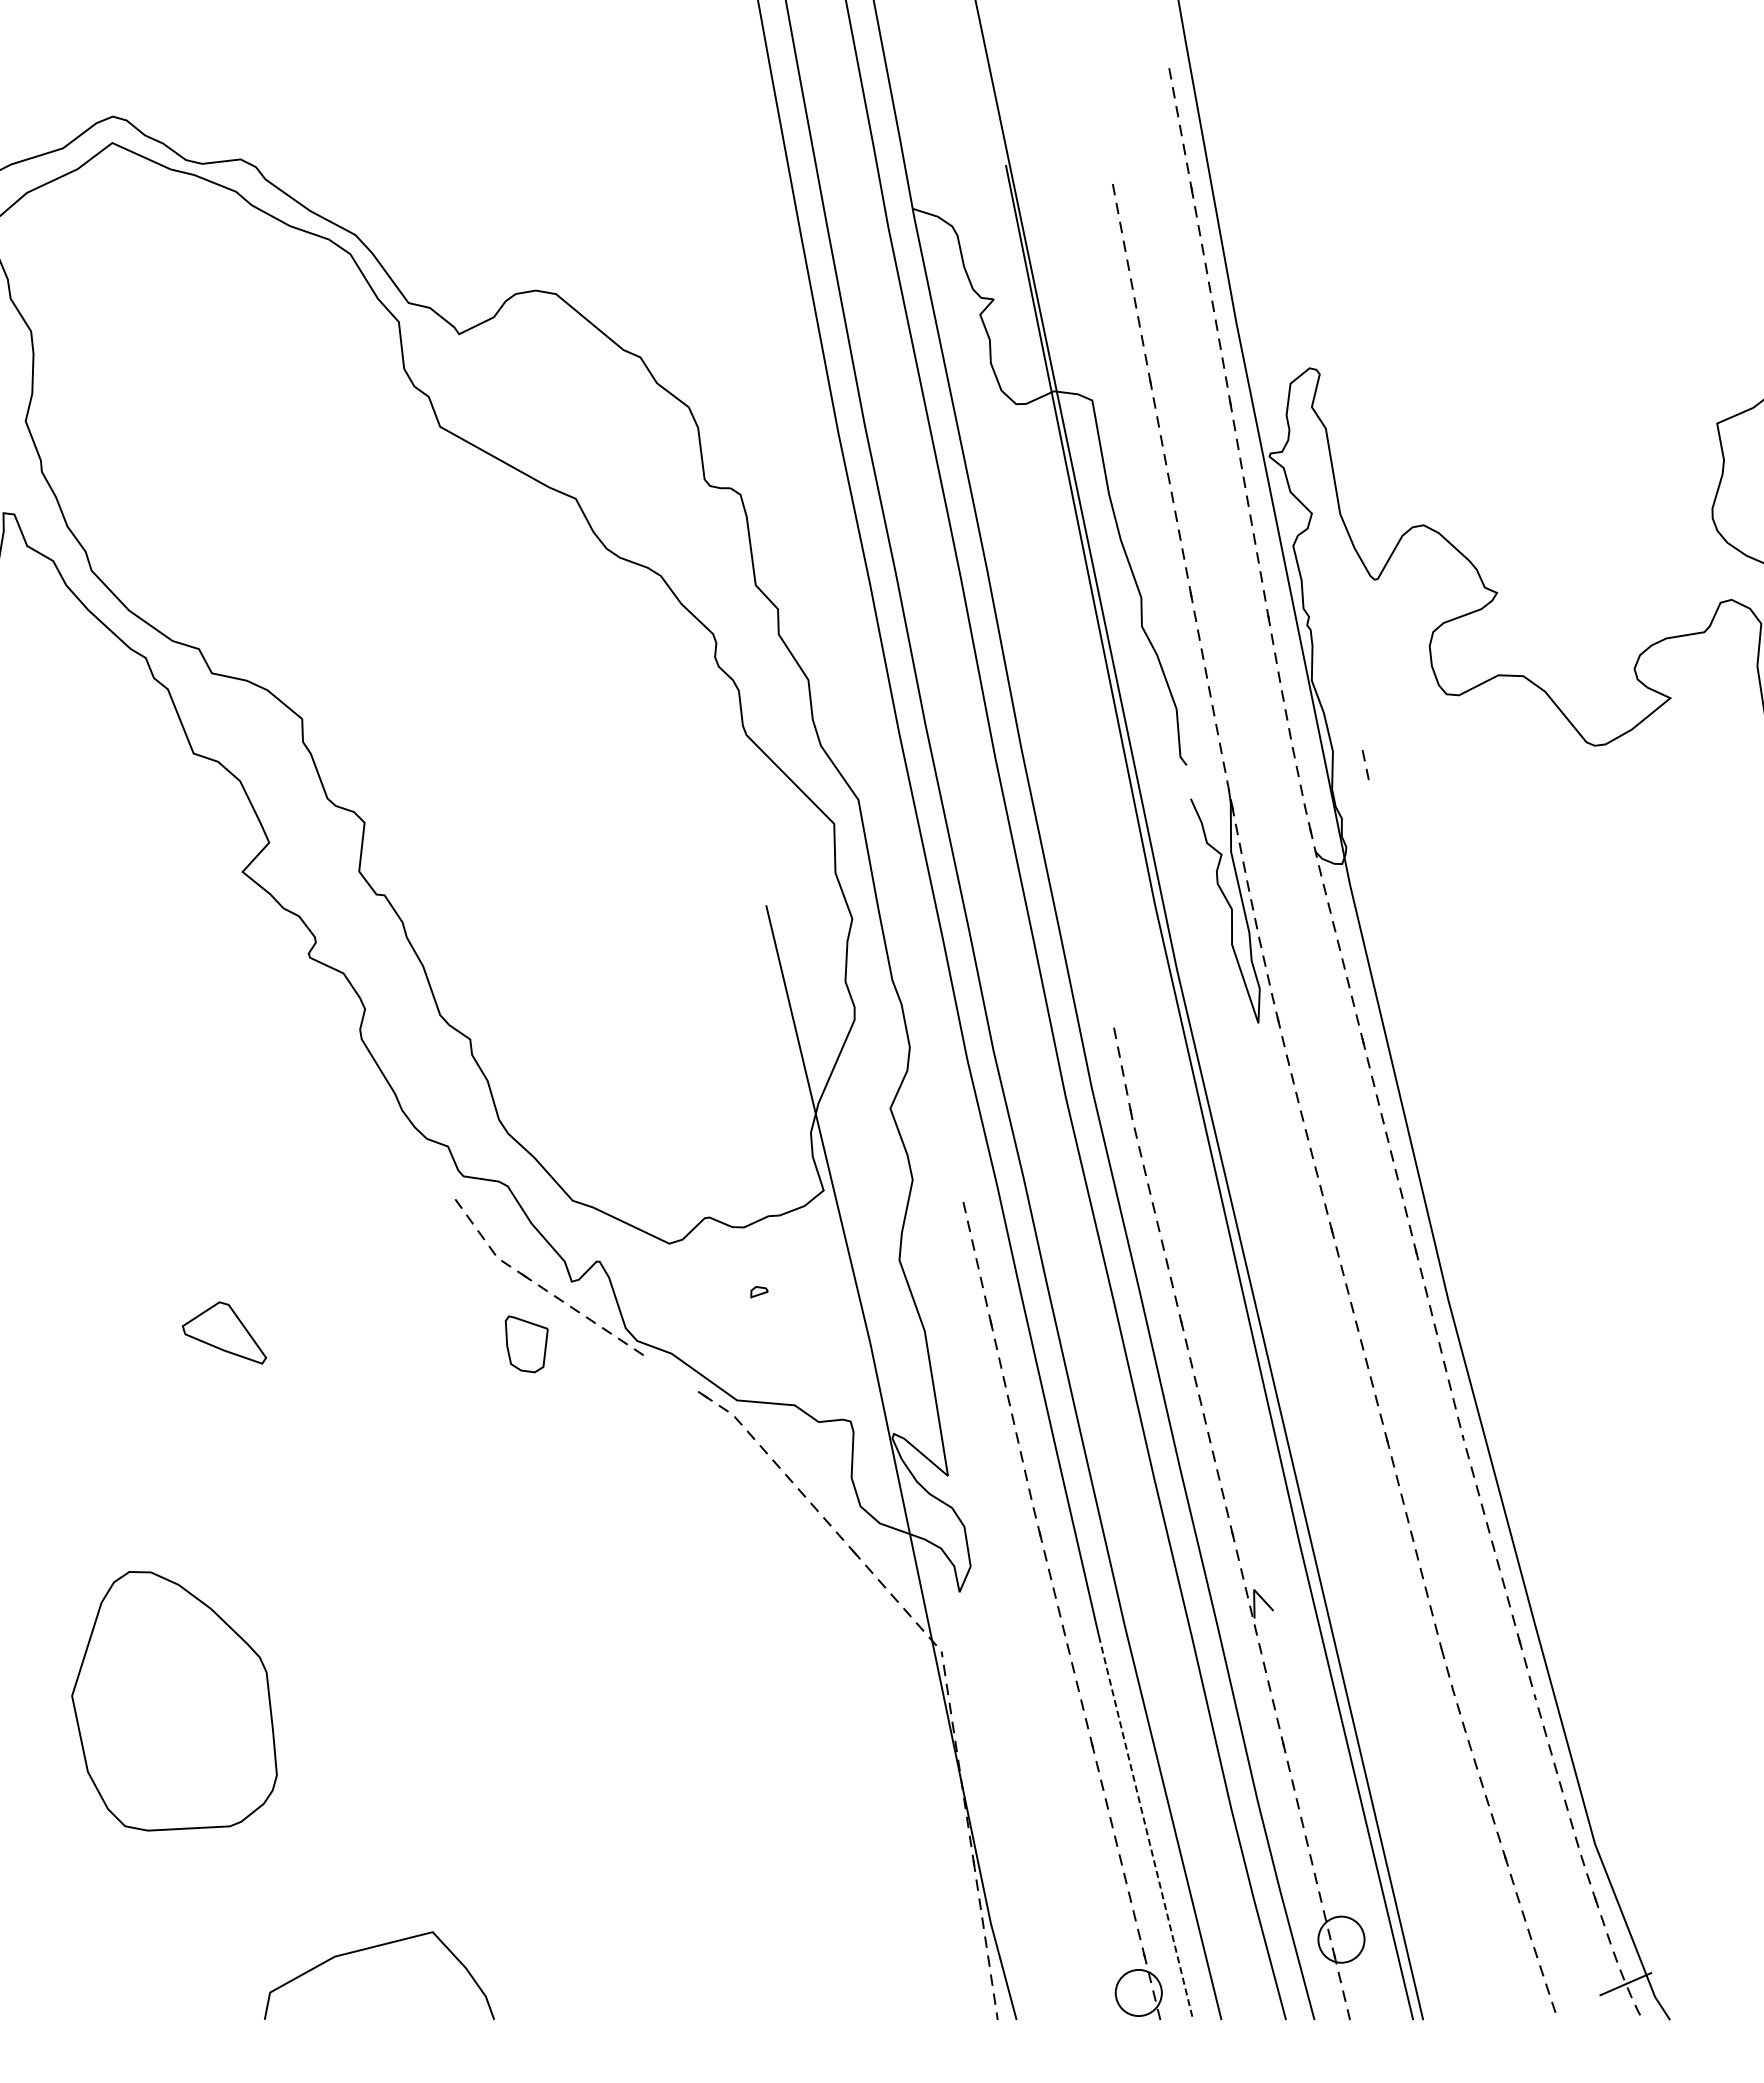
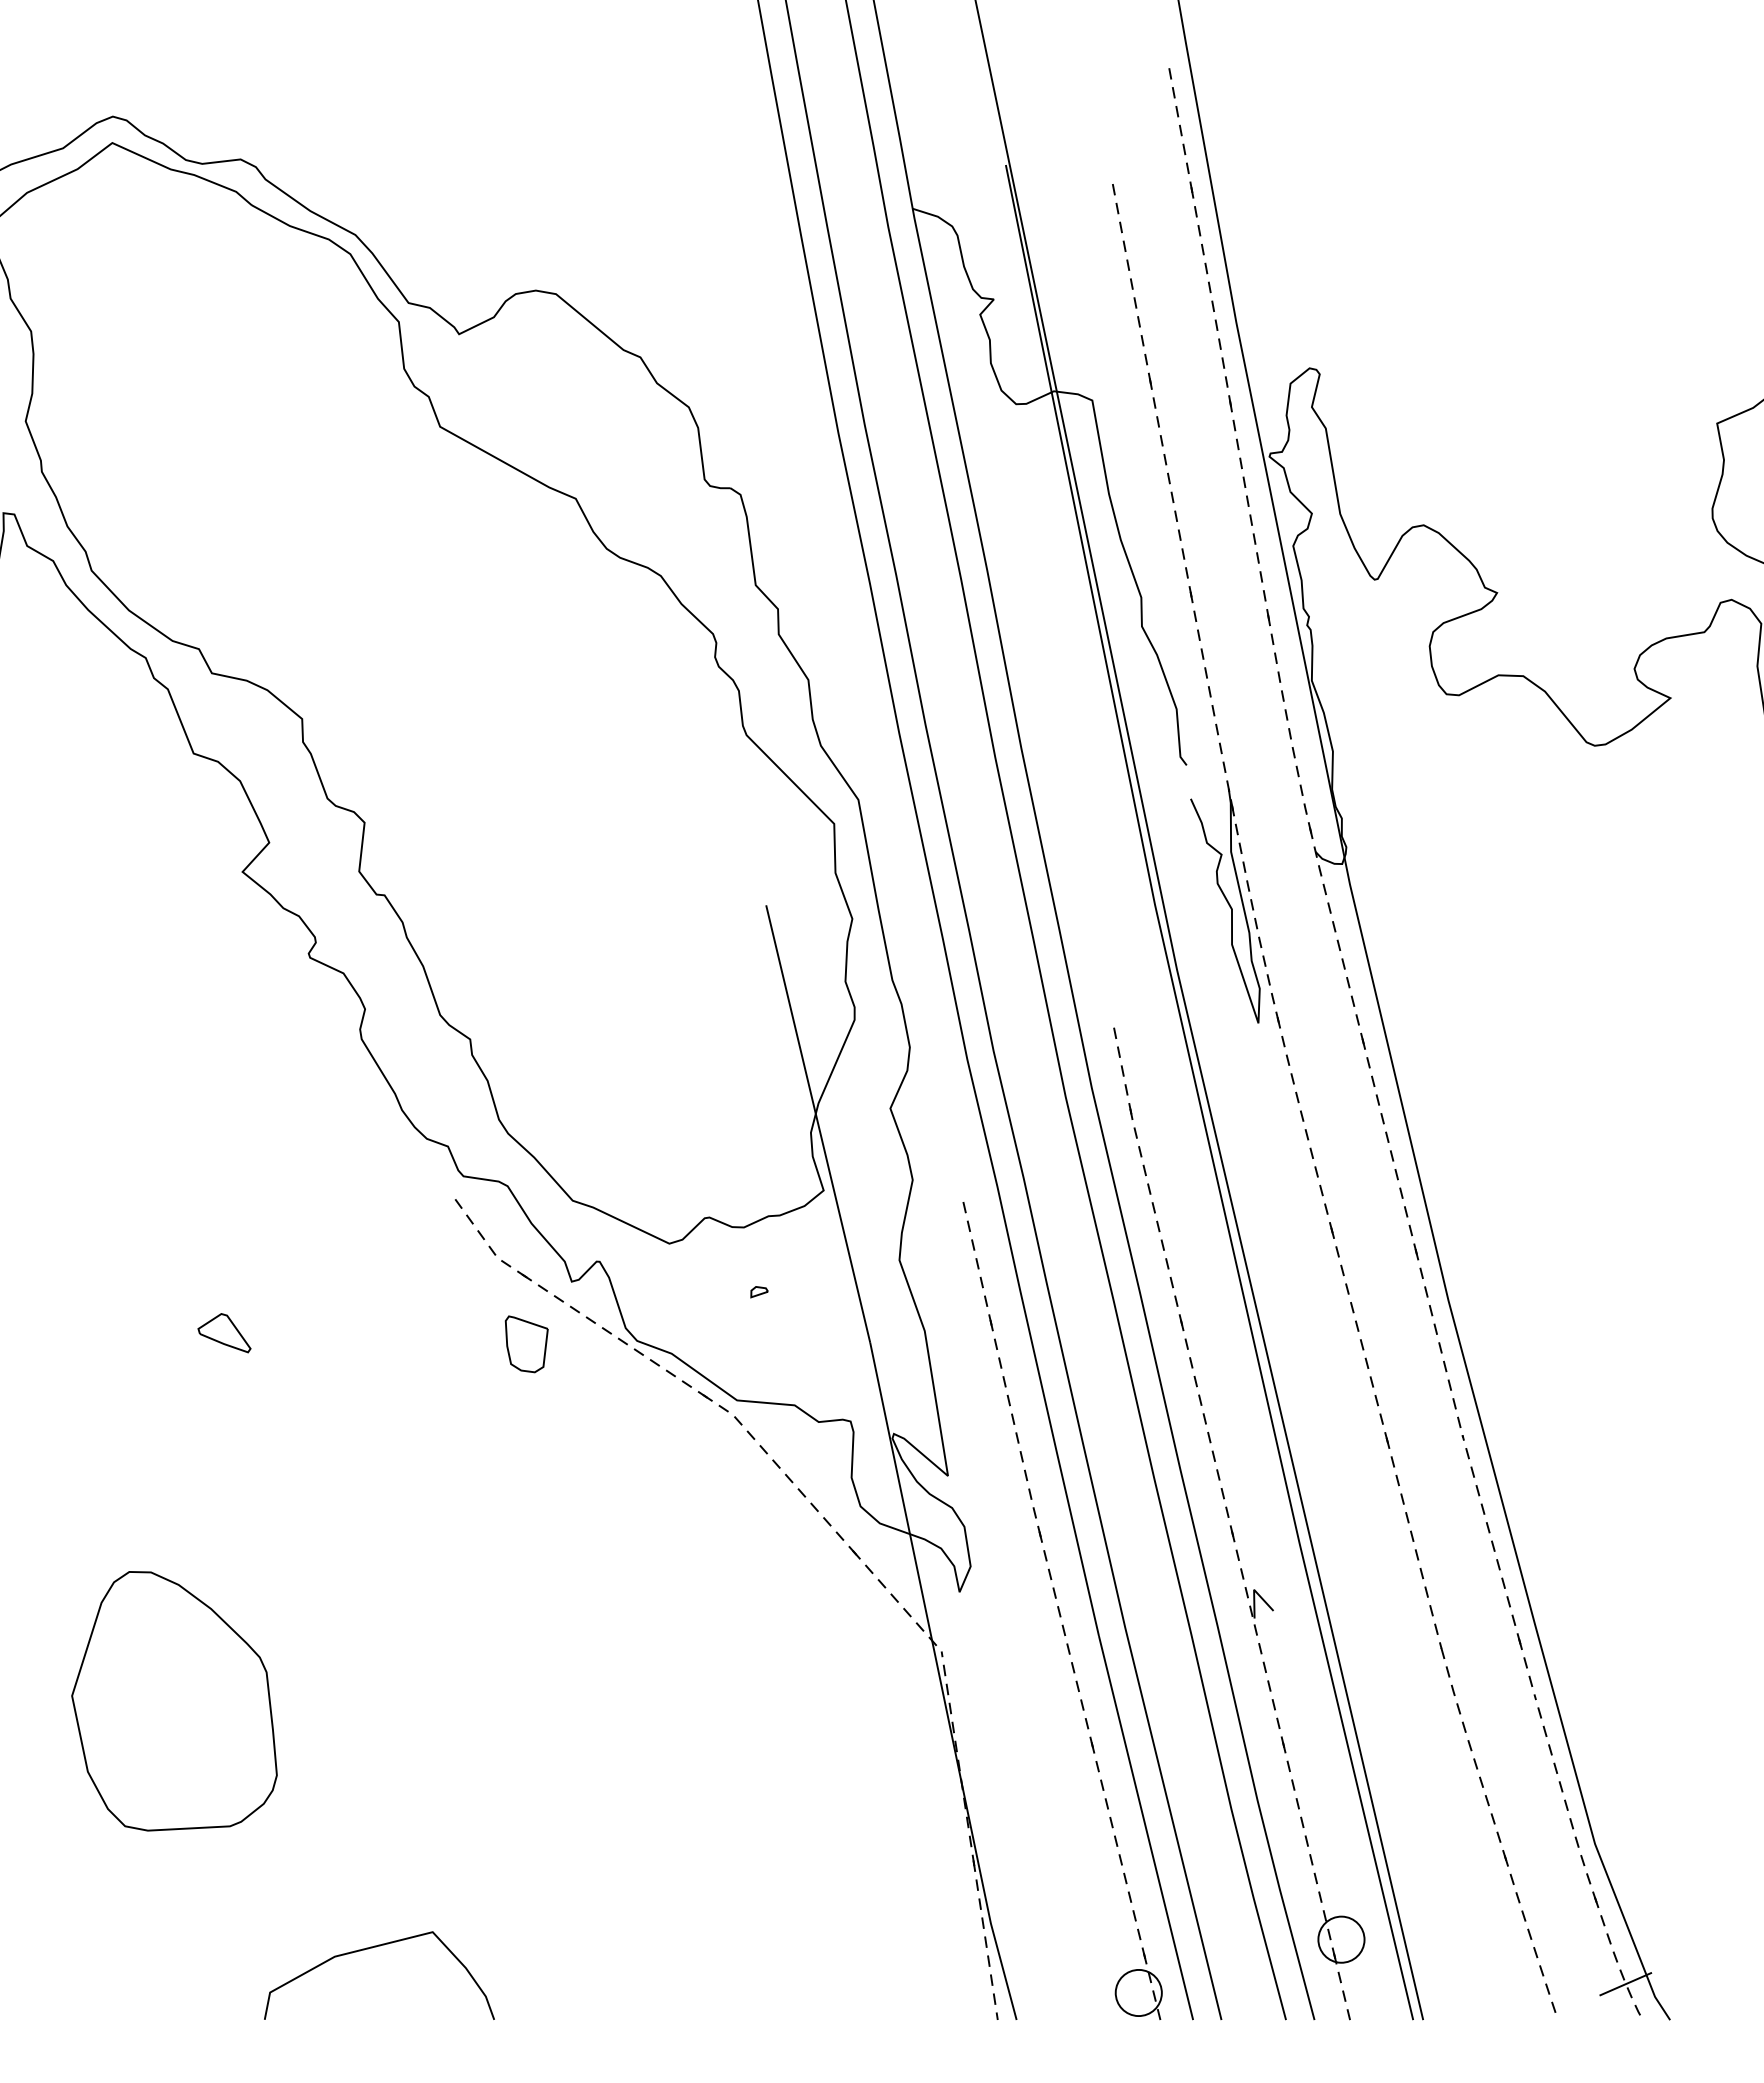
part: present -> none (1365, 765)
part size: 86x64 px -> 55x41 px (224, 1333)
part: none -> present (670, 1373)
line: dashed -> solid (1146, 1828)
